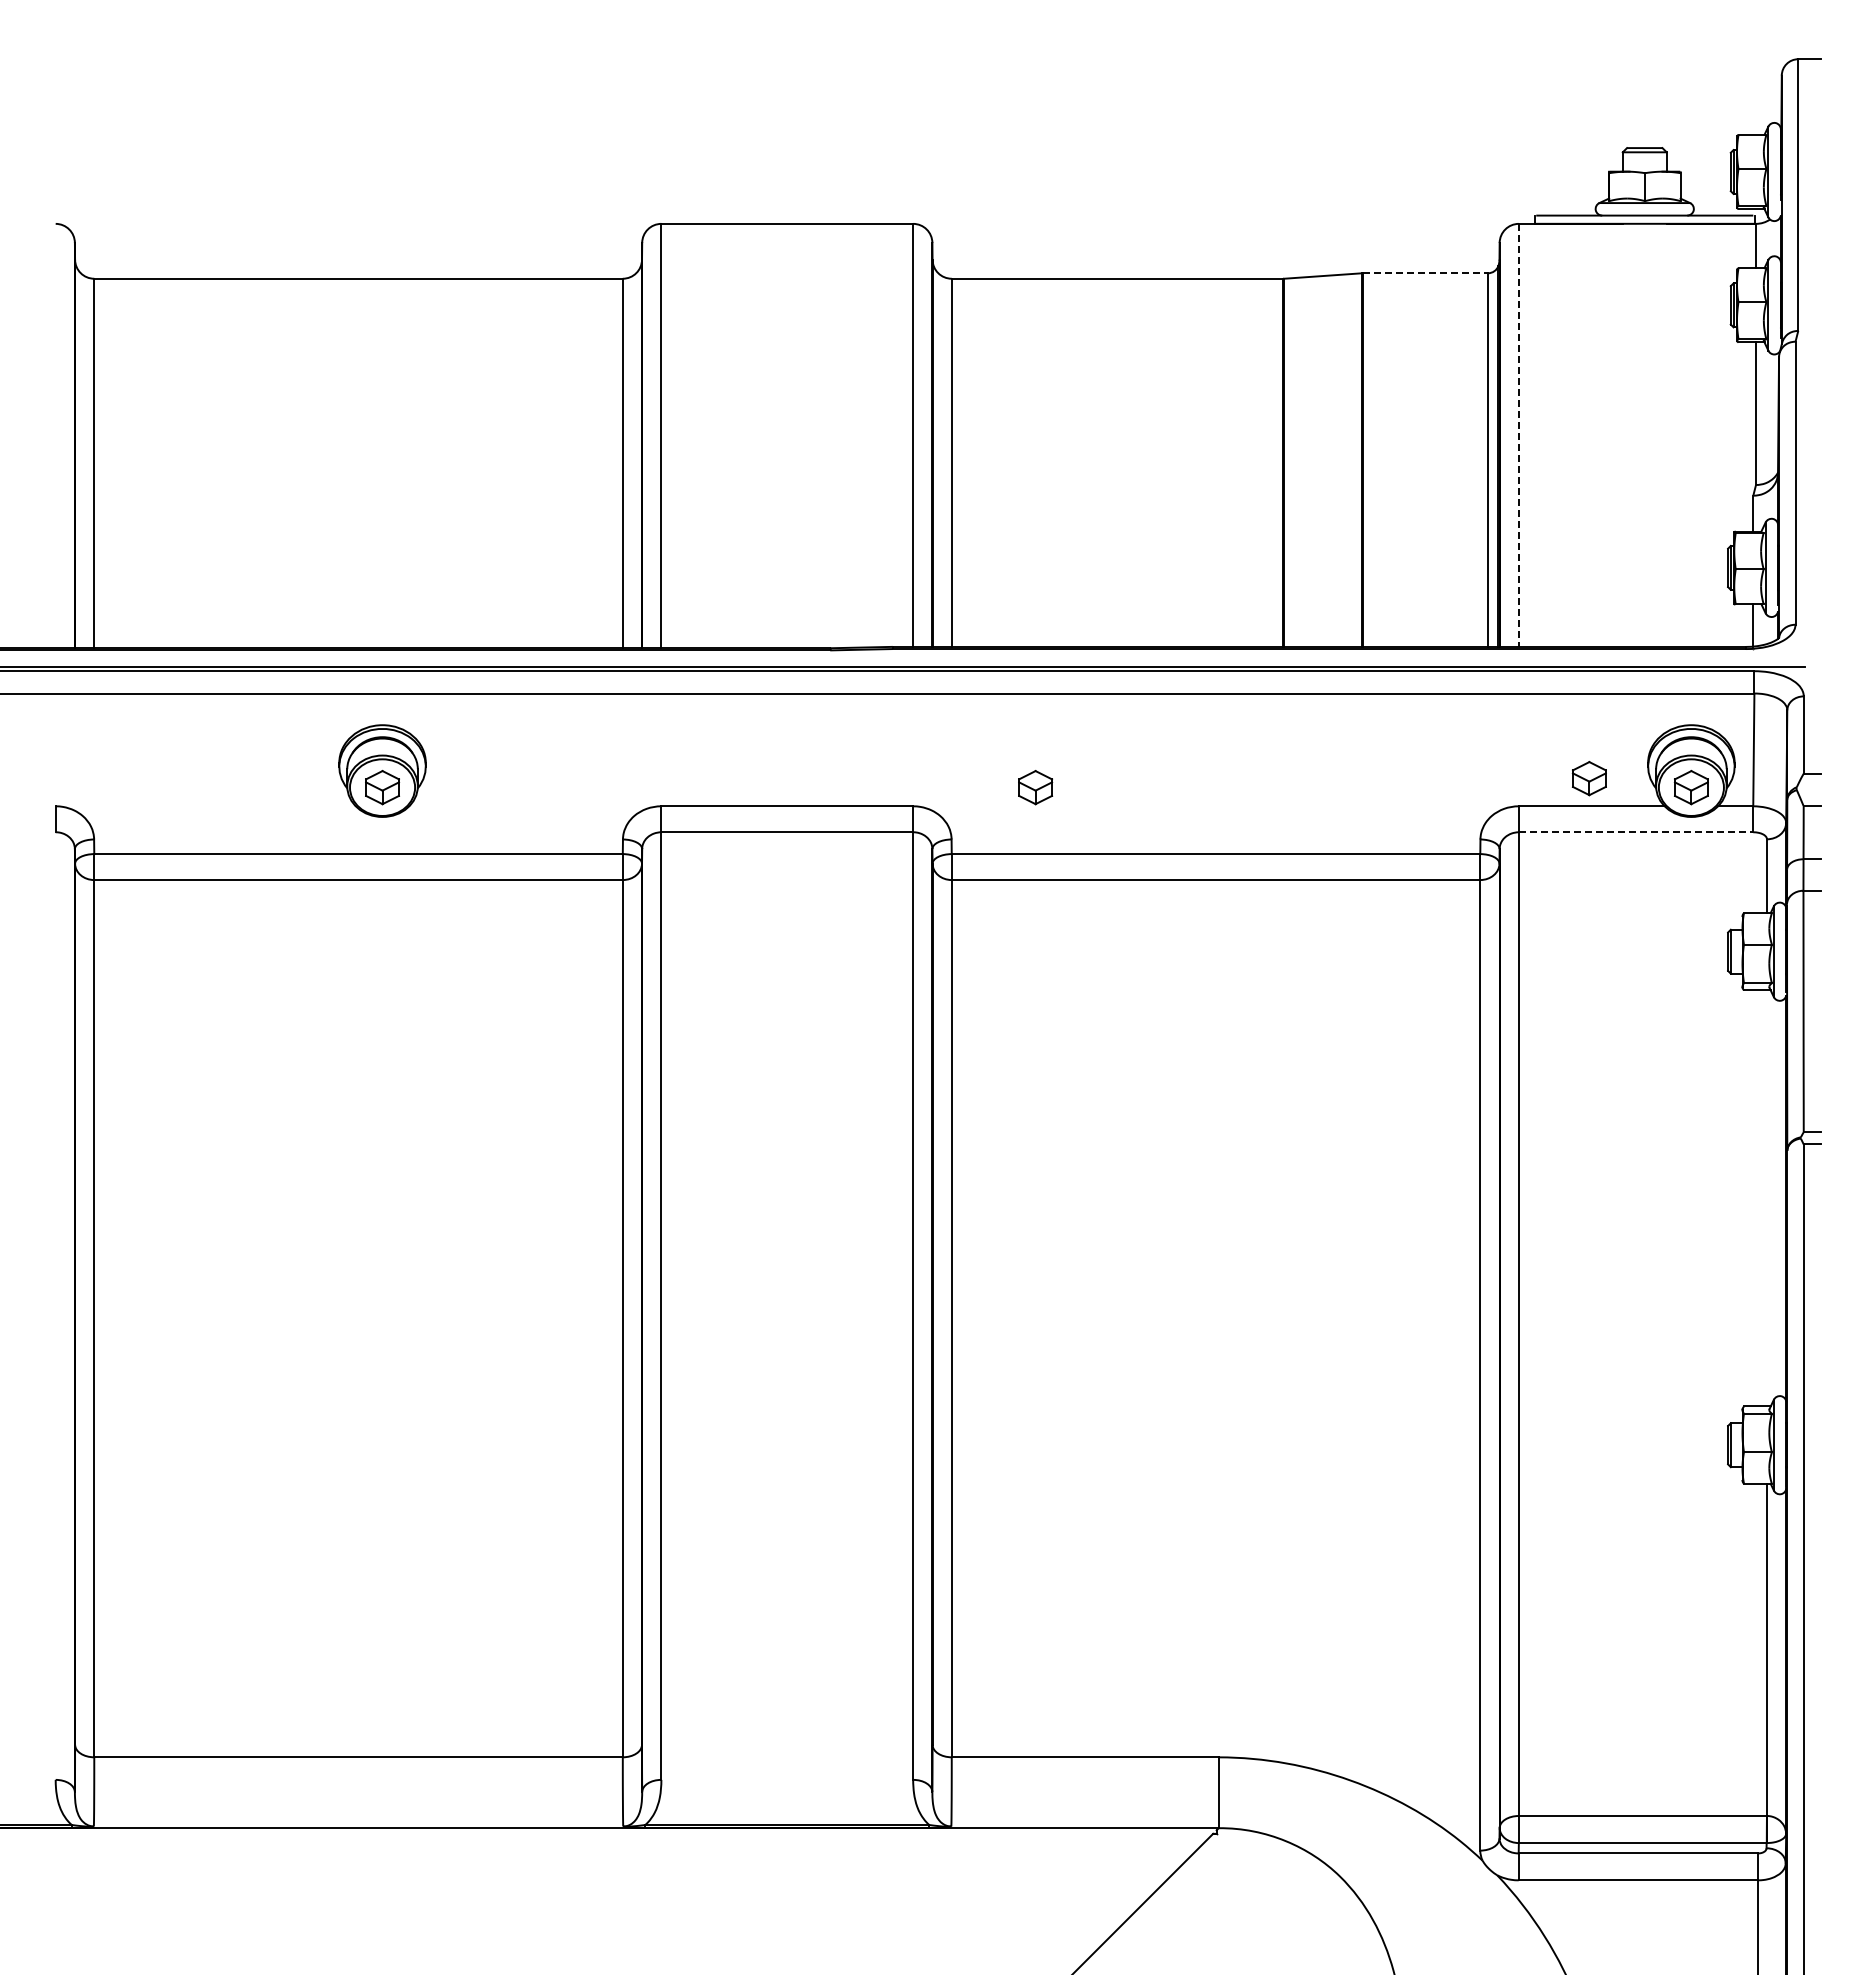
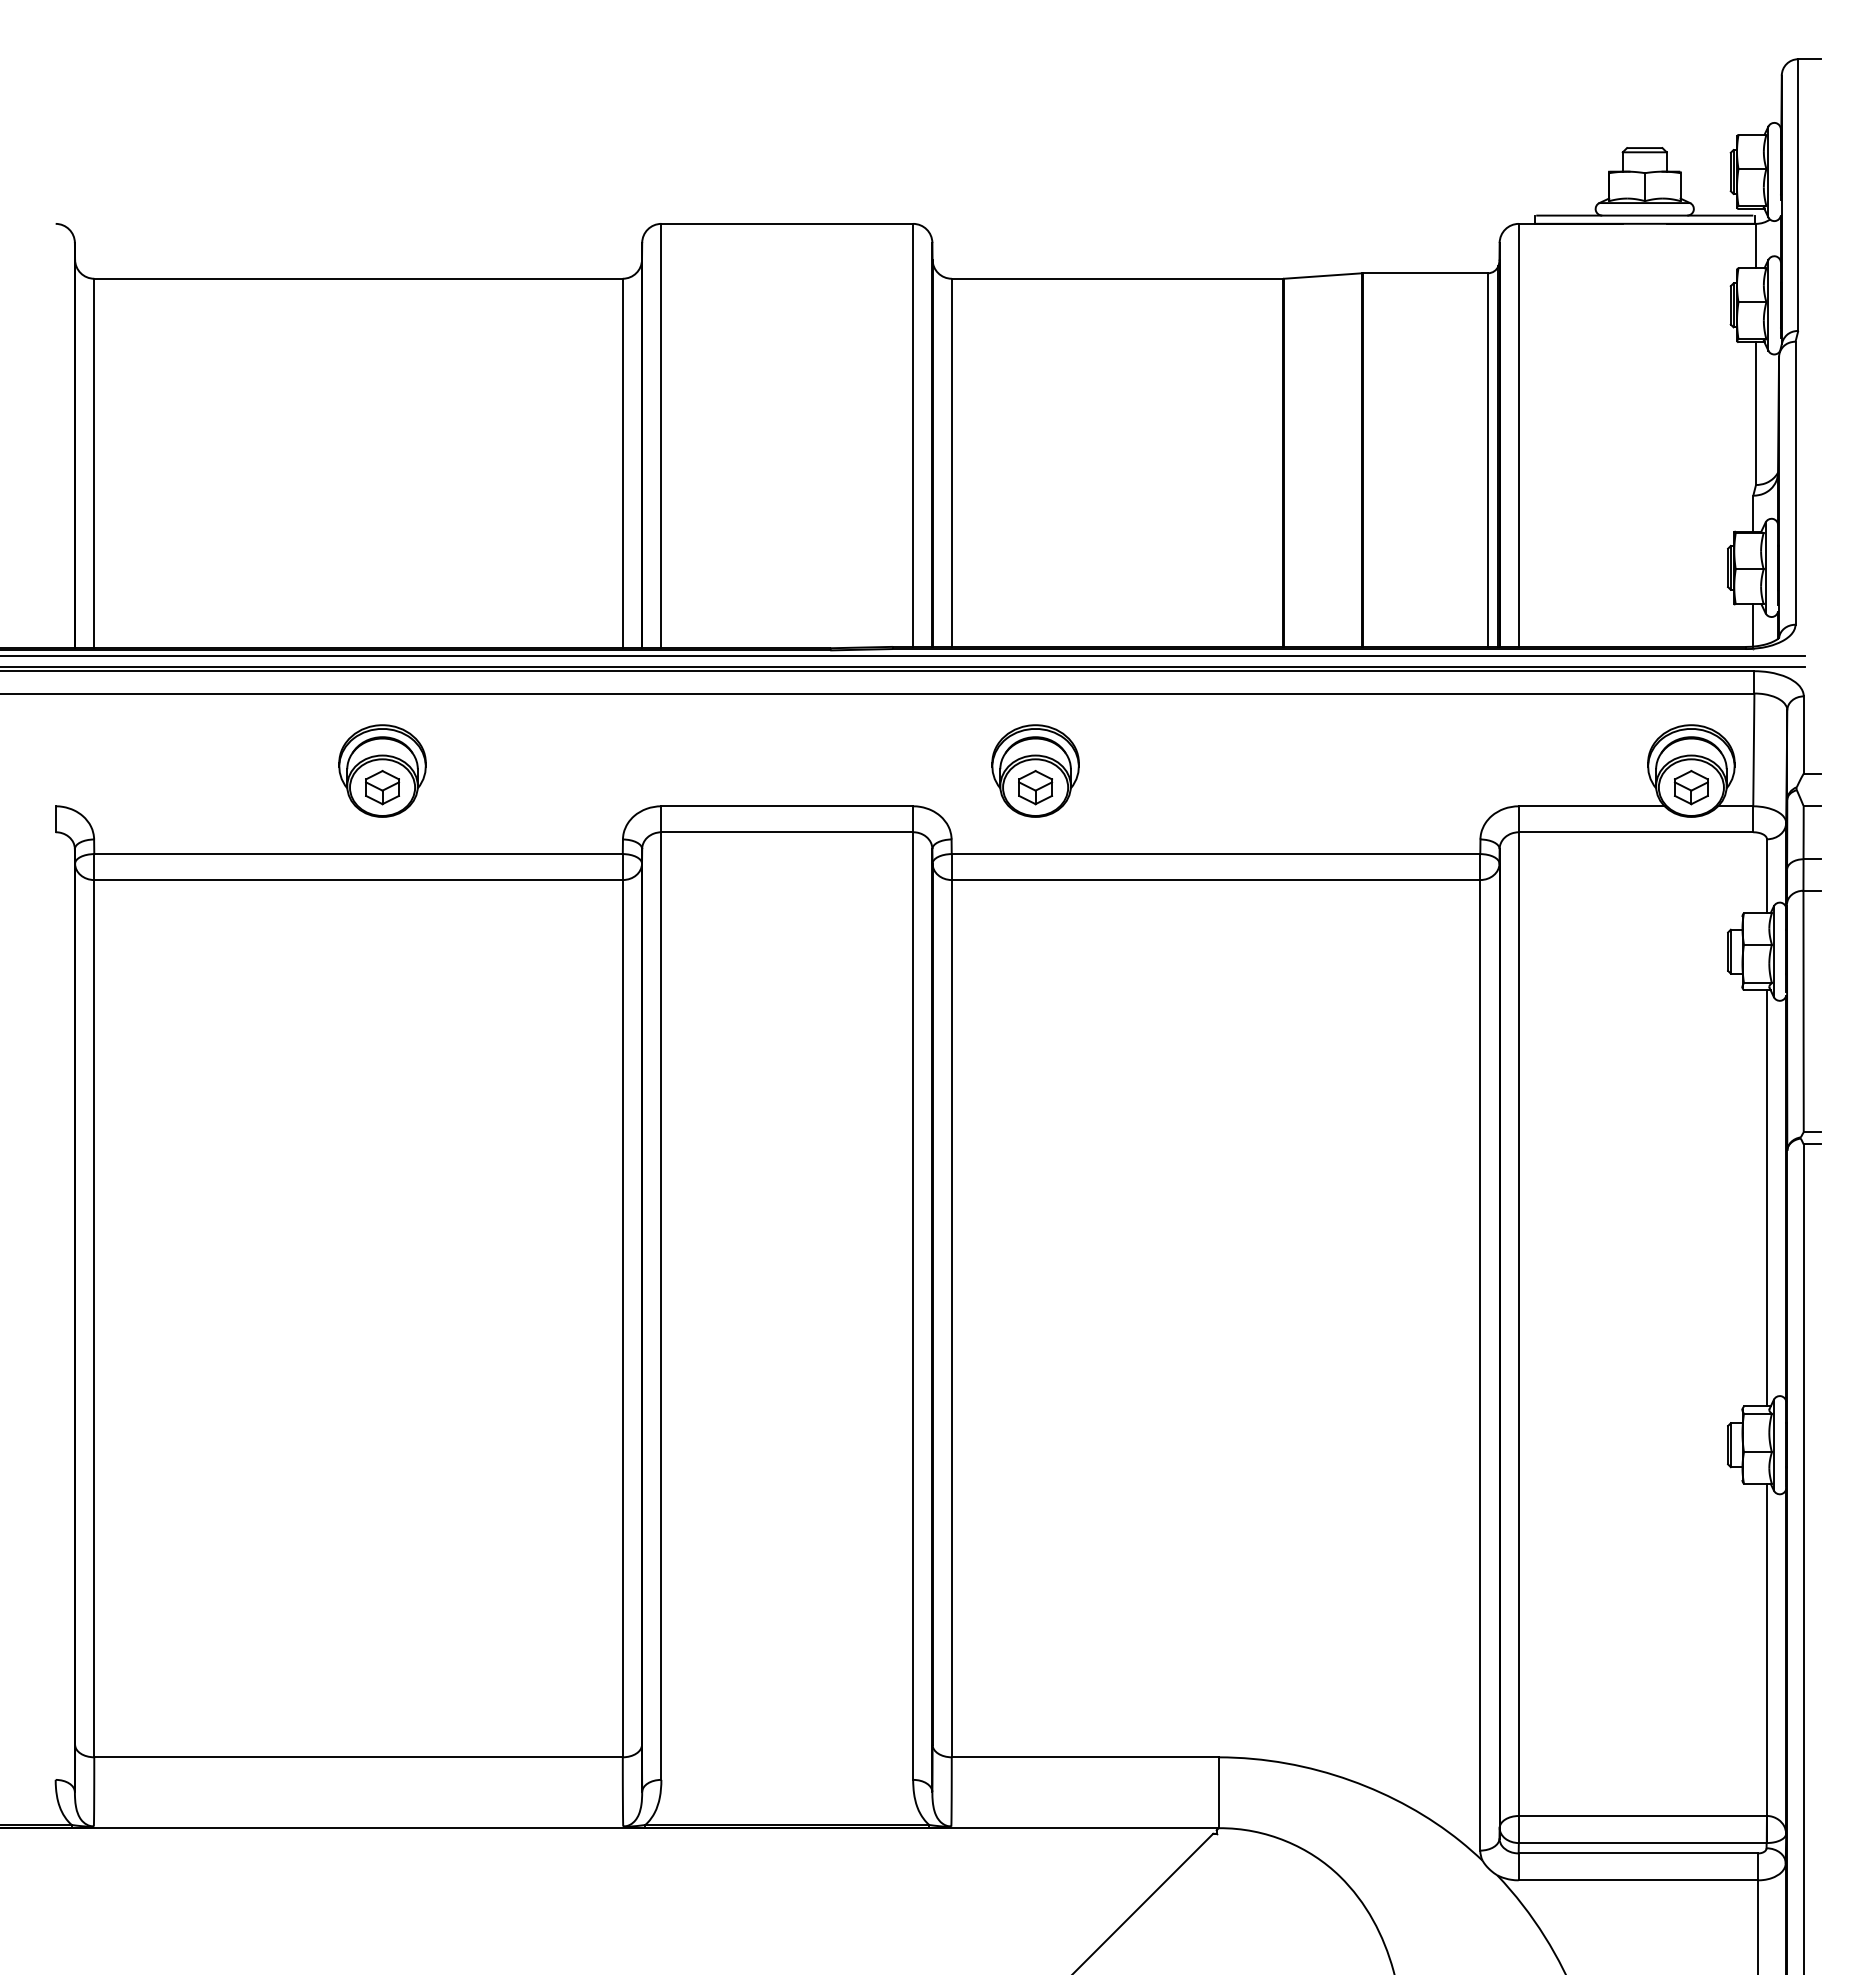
line: dashed -> solid (1425, 273)
line: dashed -> solid (1518, 435)
line: none -> present (903, 655)
part: none -> present (1035, 770)
part: present -> none (1588, 778)
line: dashed -> solid (1636, 832)
line: none -> present (1766, 1198)
